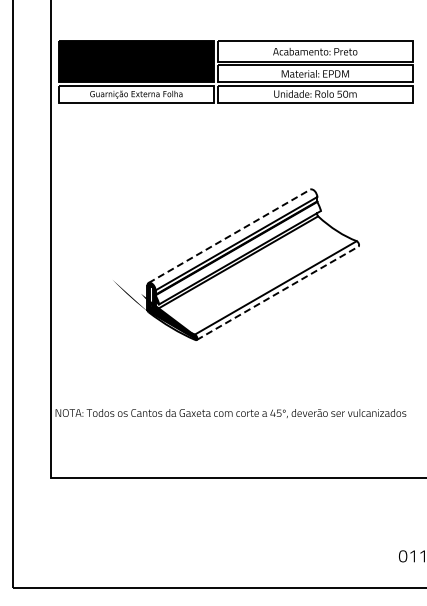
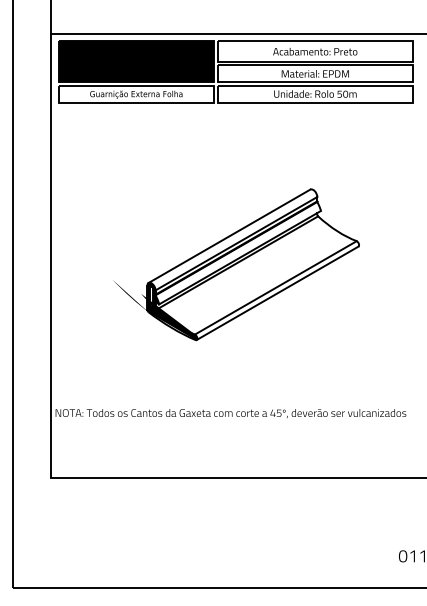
line: none -> present (237, 33)
line: dashed -> solid (229, 236)
line: dashed -> solid (278, 293)
